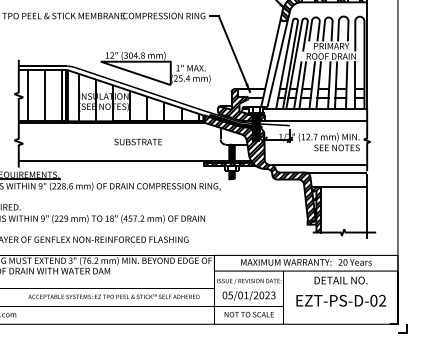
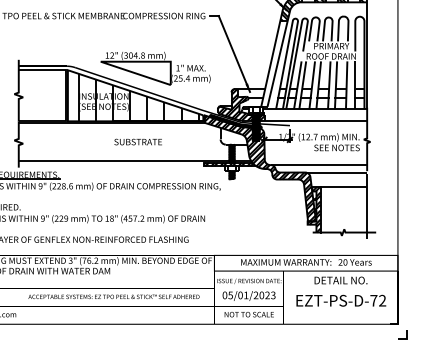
hatch: present -> none (45, 95)
text: EZT-PS-D-02 -> EZT-PS-D-72 (373, 300)
line position: (406, 328) -> (406, 334) (406, 334)
